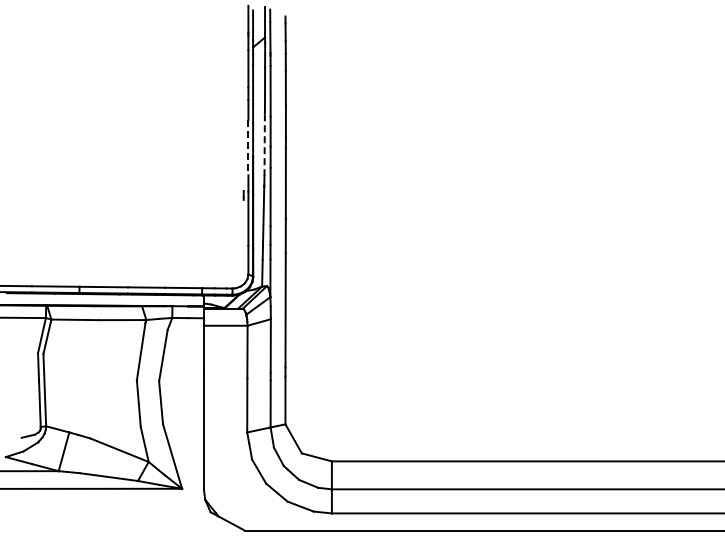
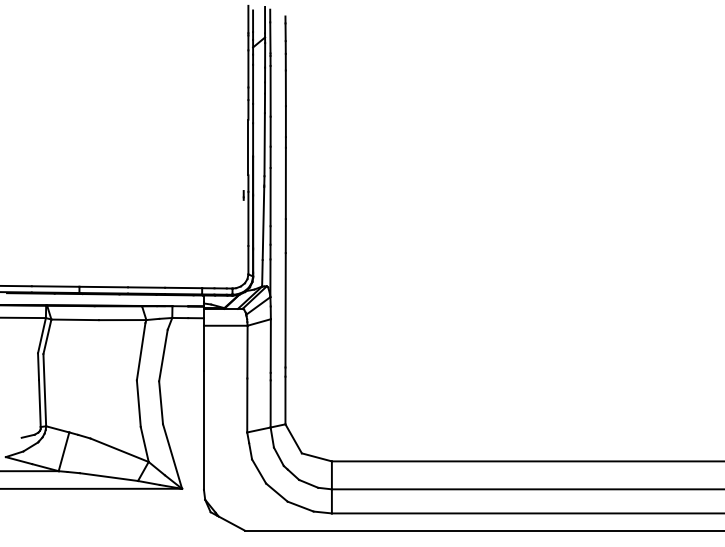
line: dashed -> solid (264, 144)
line: dashed -> solid (248, 147)
